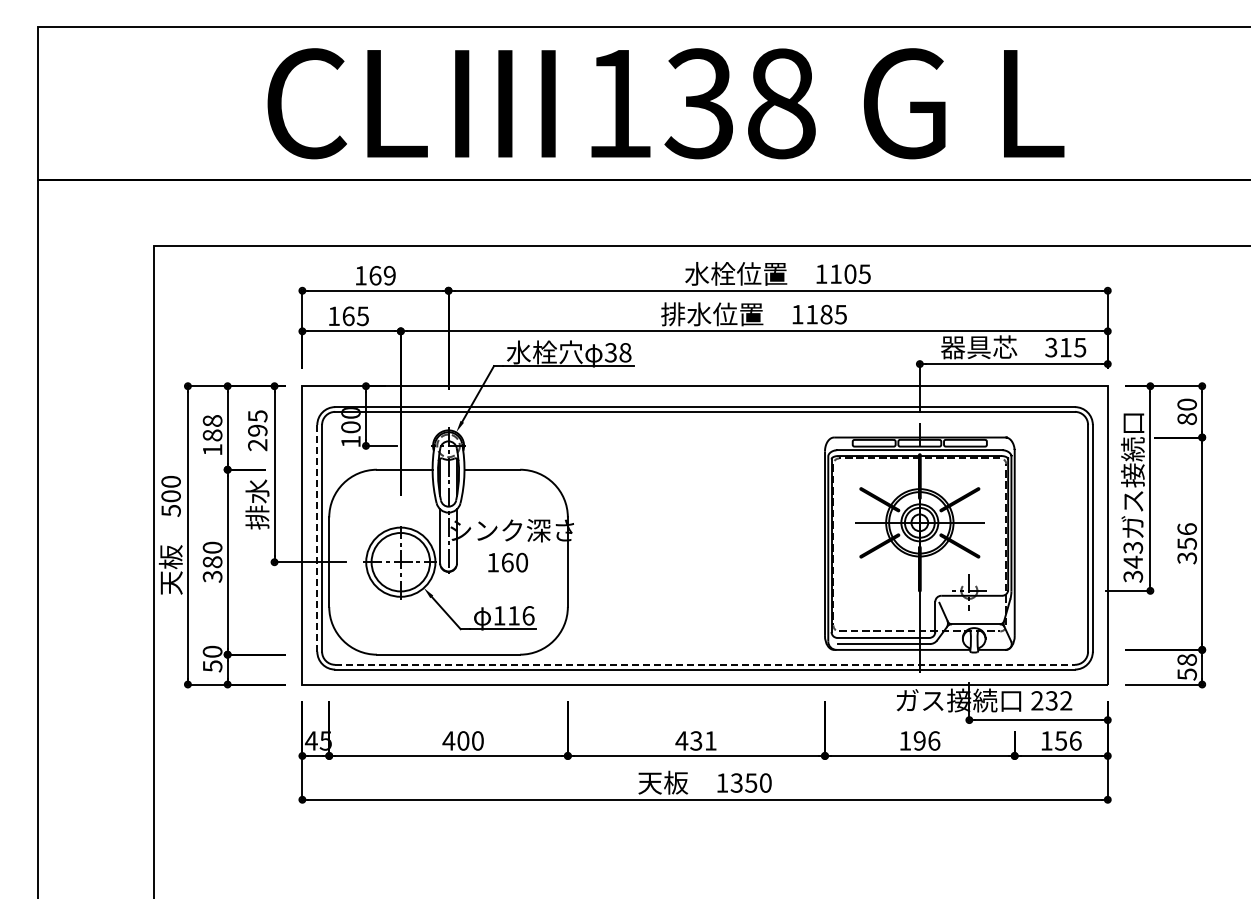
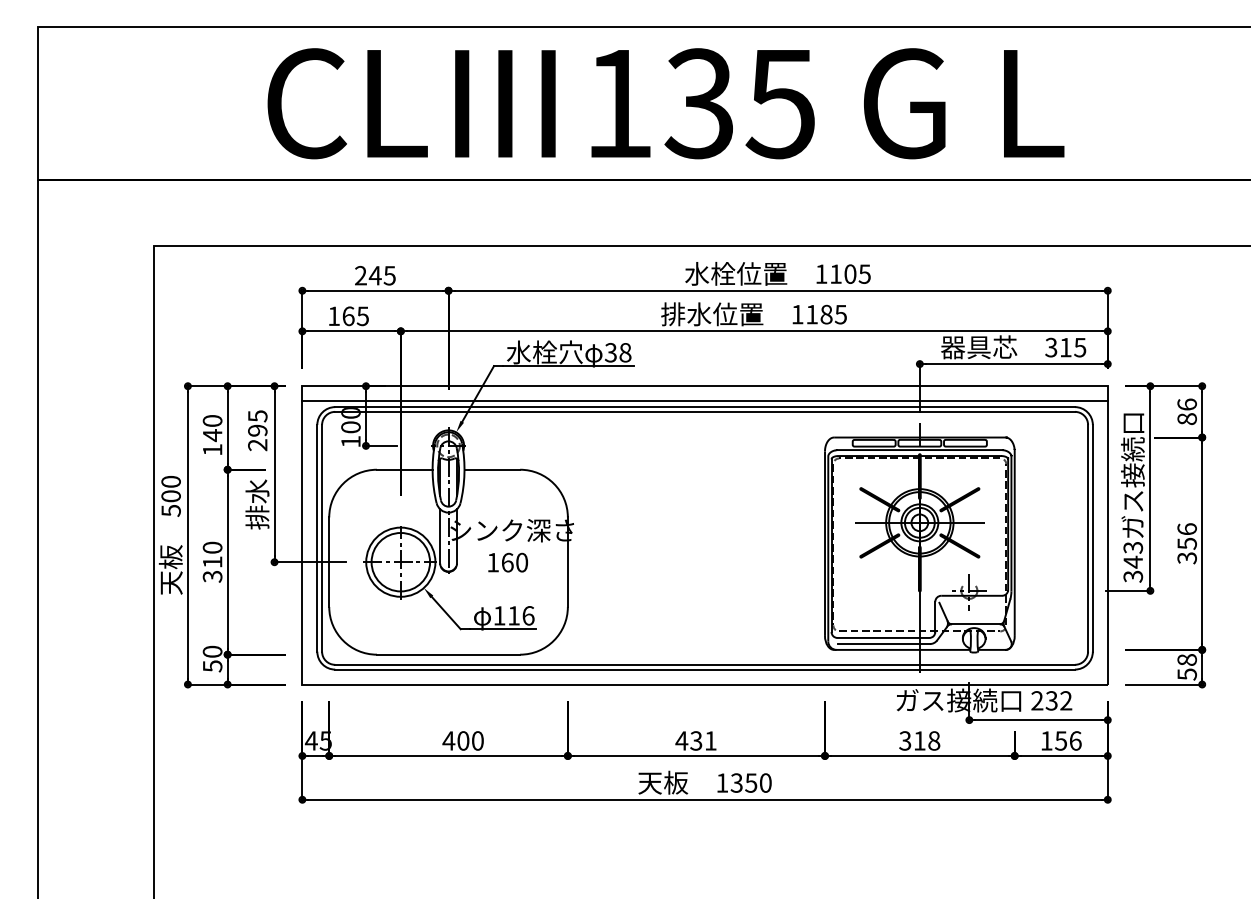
text: 138 -> 135 (780, 103)
text: 169 -> 245 (375, 275)
line: none -> present (704, 401)
text: 80 -> 86 (1186, 404)
text: 188 -> 140 (212, 428)
line: dashed -> solid (317, 538)
text: 380 -> 310 (212, 562)
line: dashed -> solid (705, 664)
text: 196 -> 318 (919, 740)
